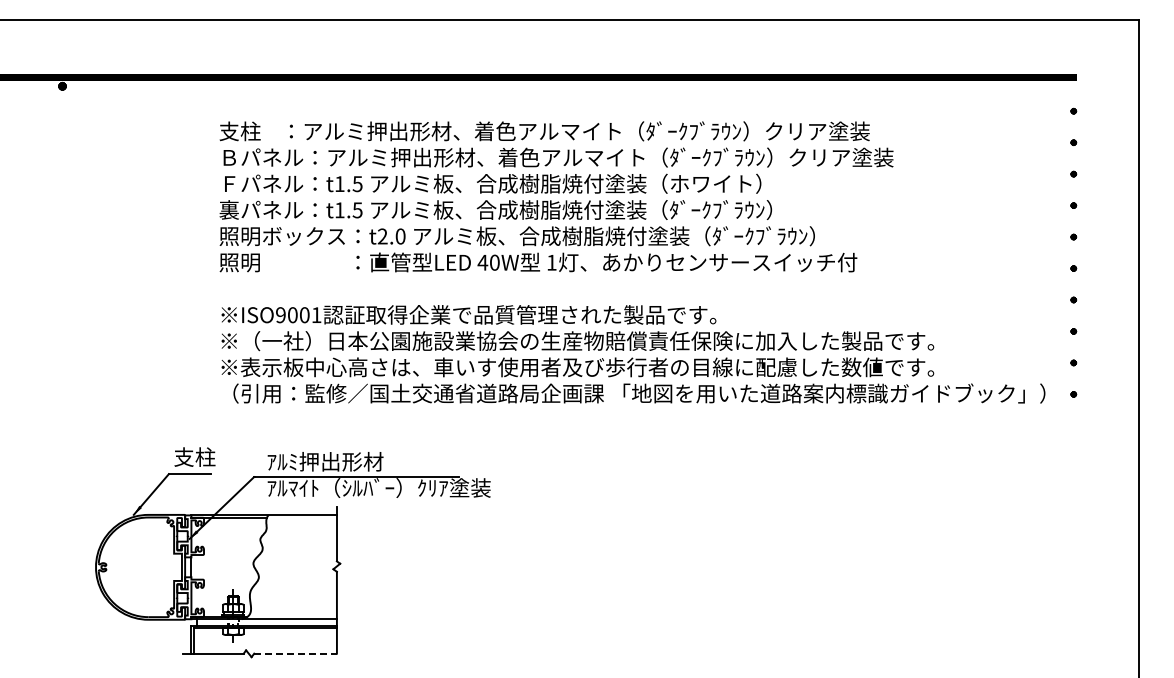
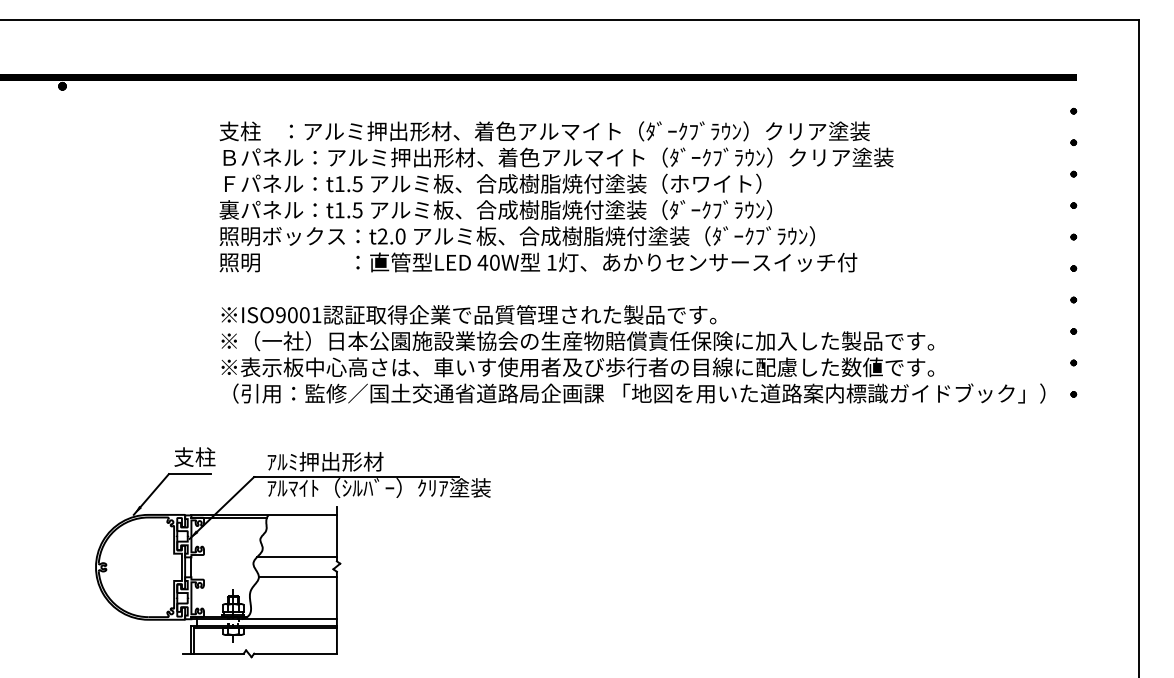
line: none -> present (296, 557)
line: none -> present (297, 577)
line: dashed -> solid (296, 653)
